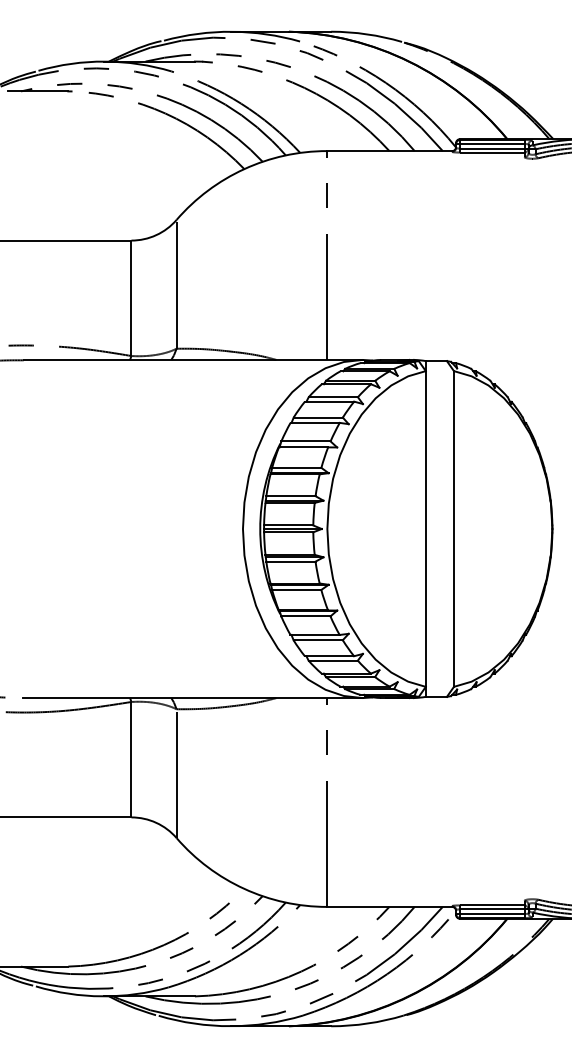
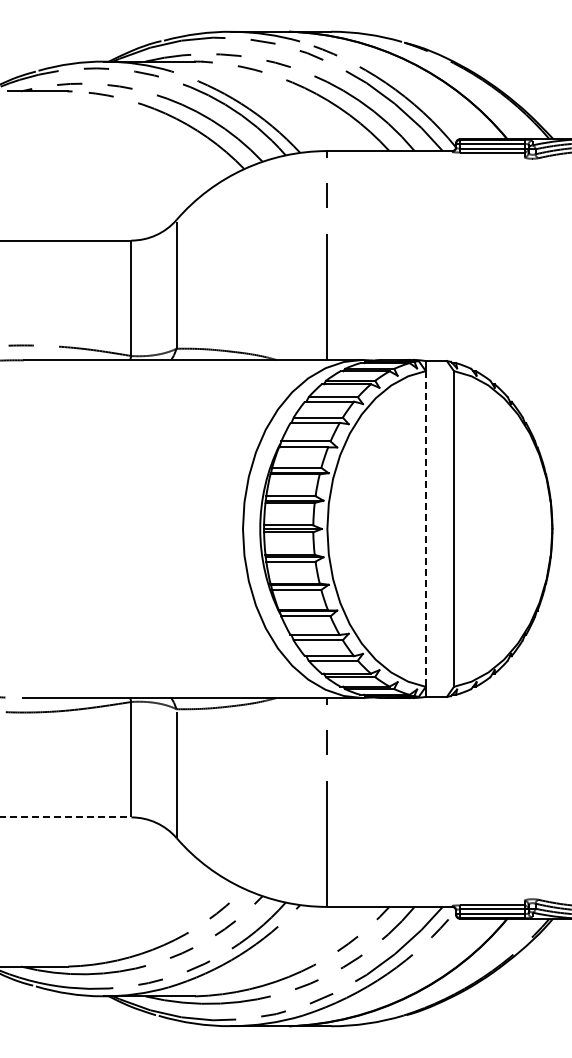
line: solid -> dashed (425, 528)
line: solid -> dashed (66, 817)
